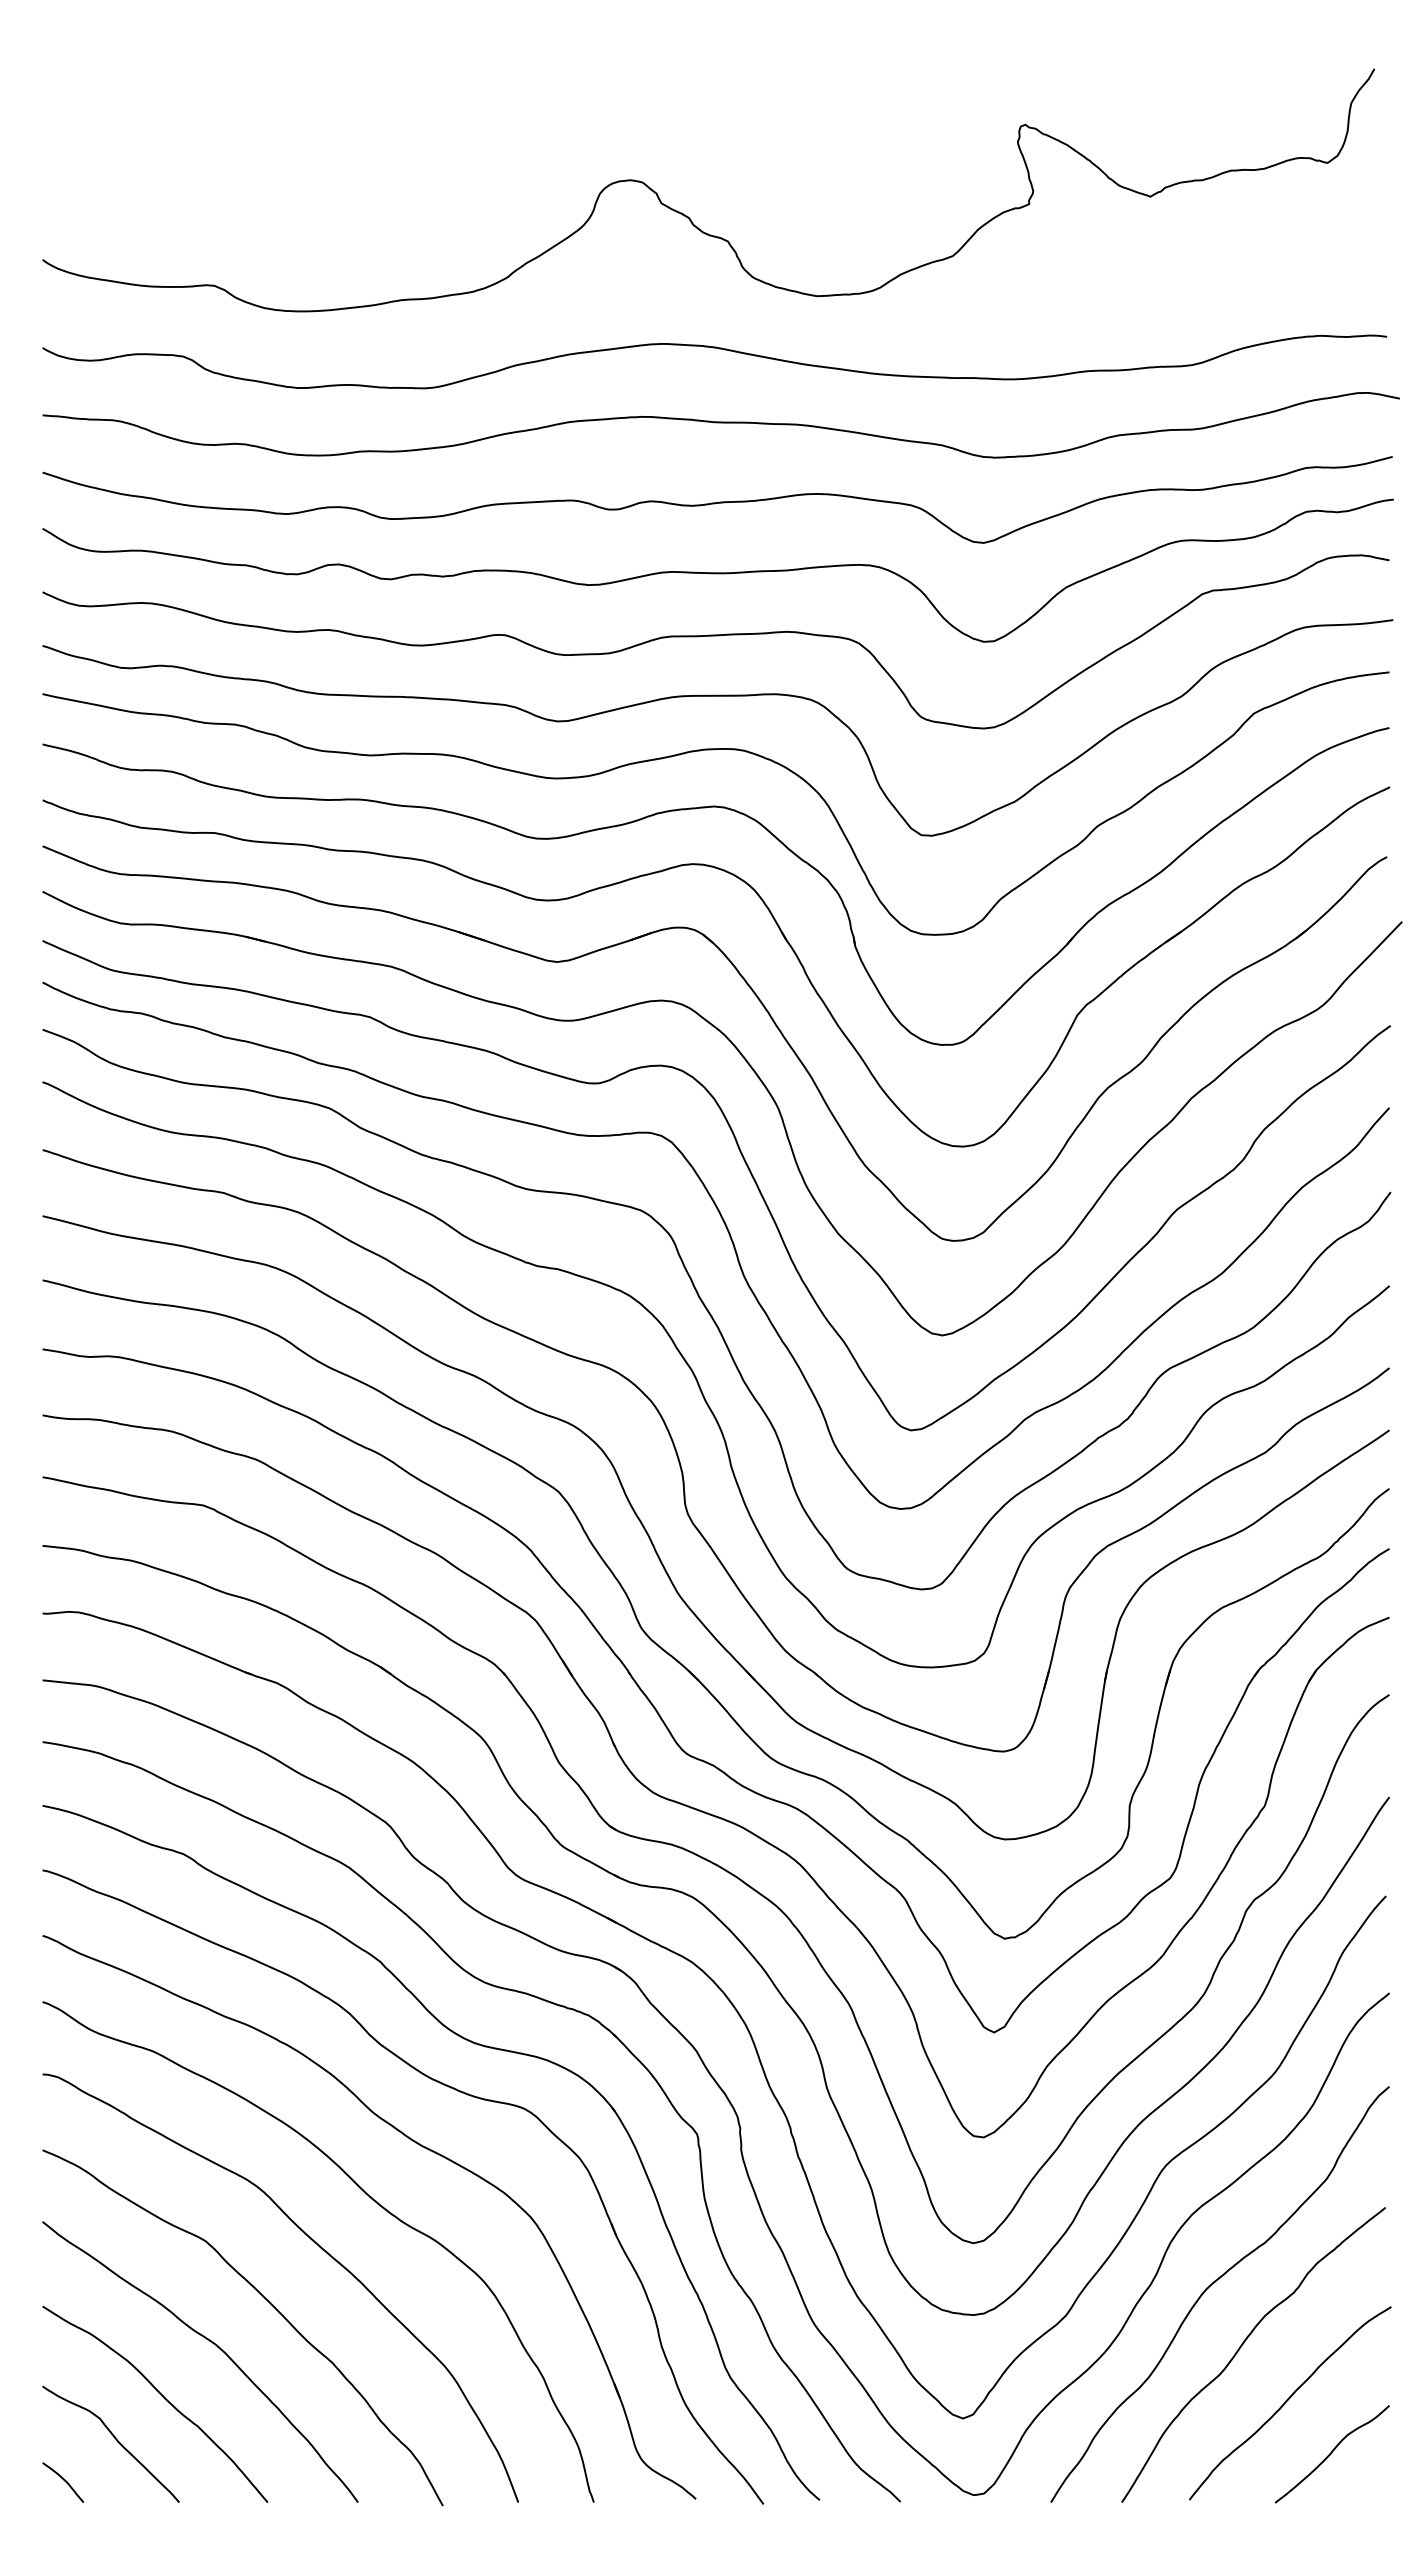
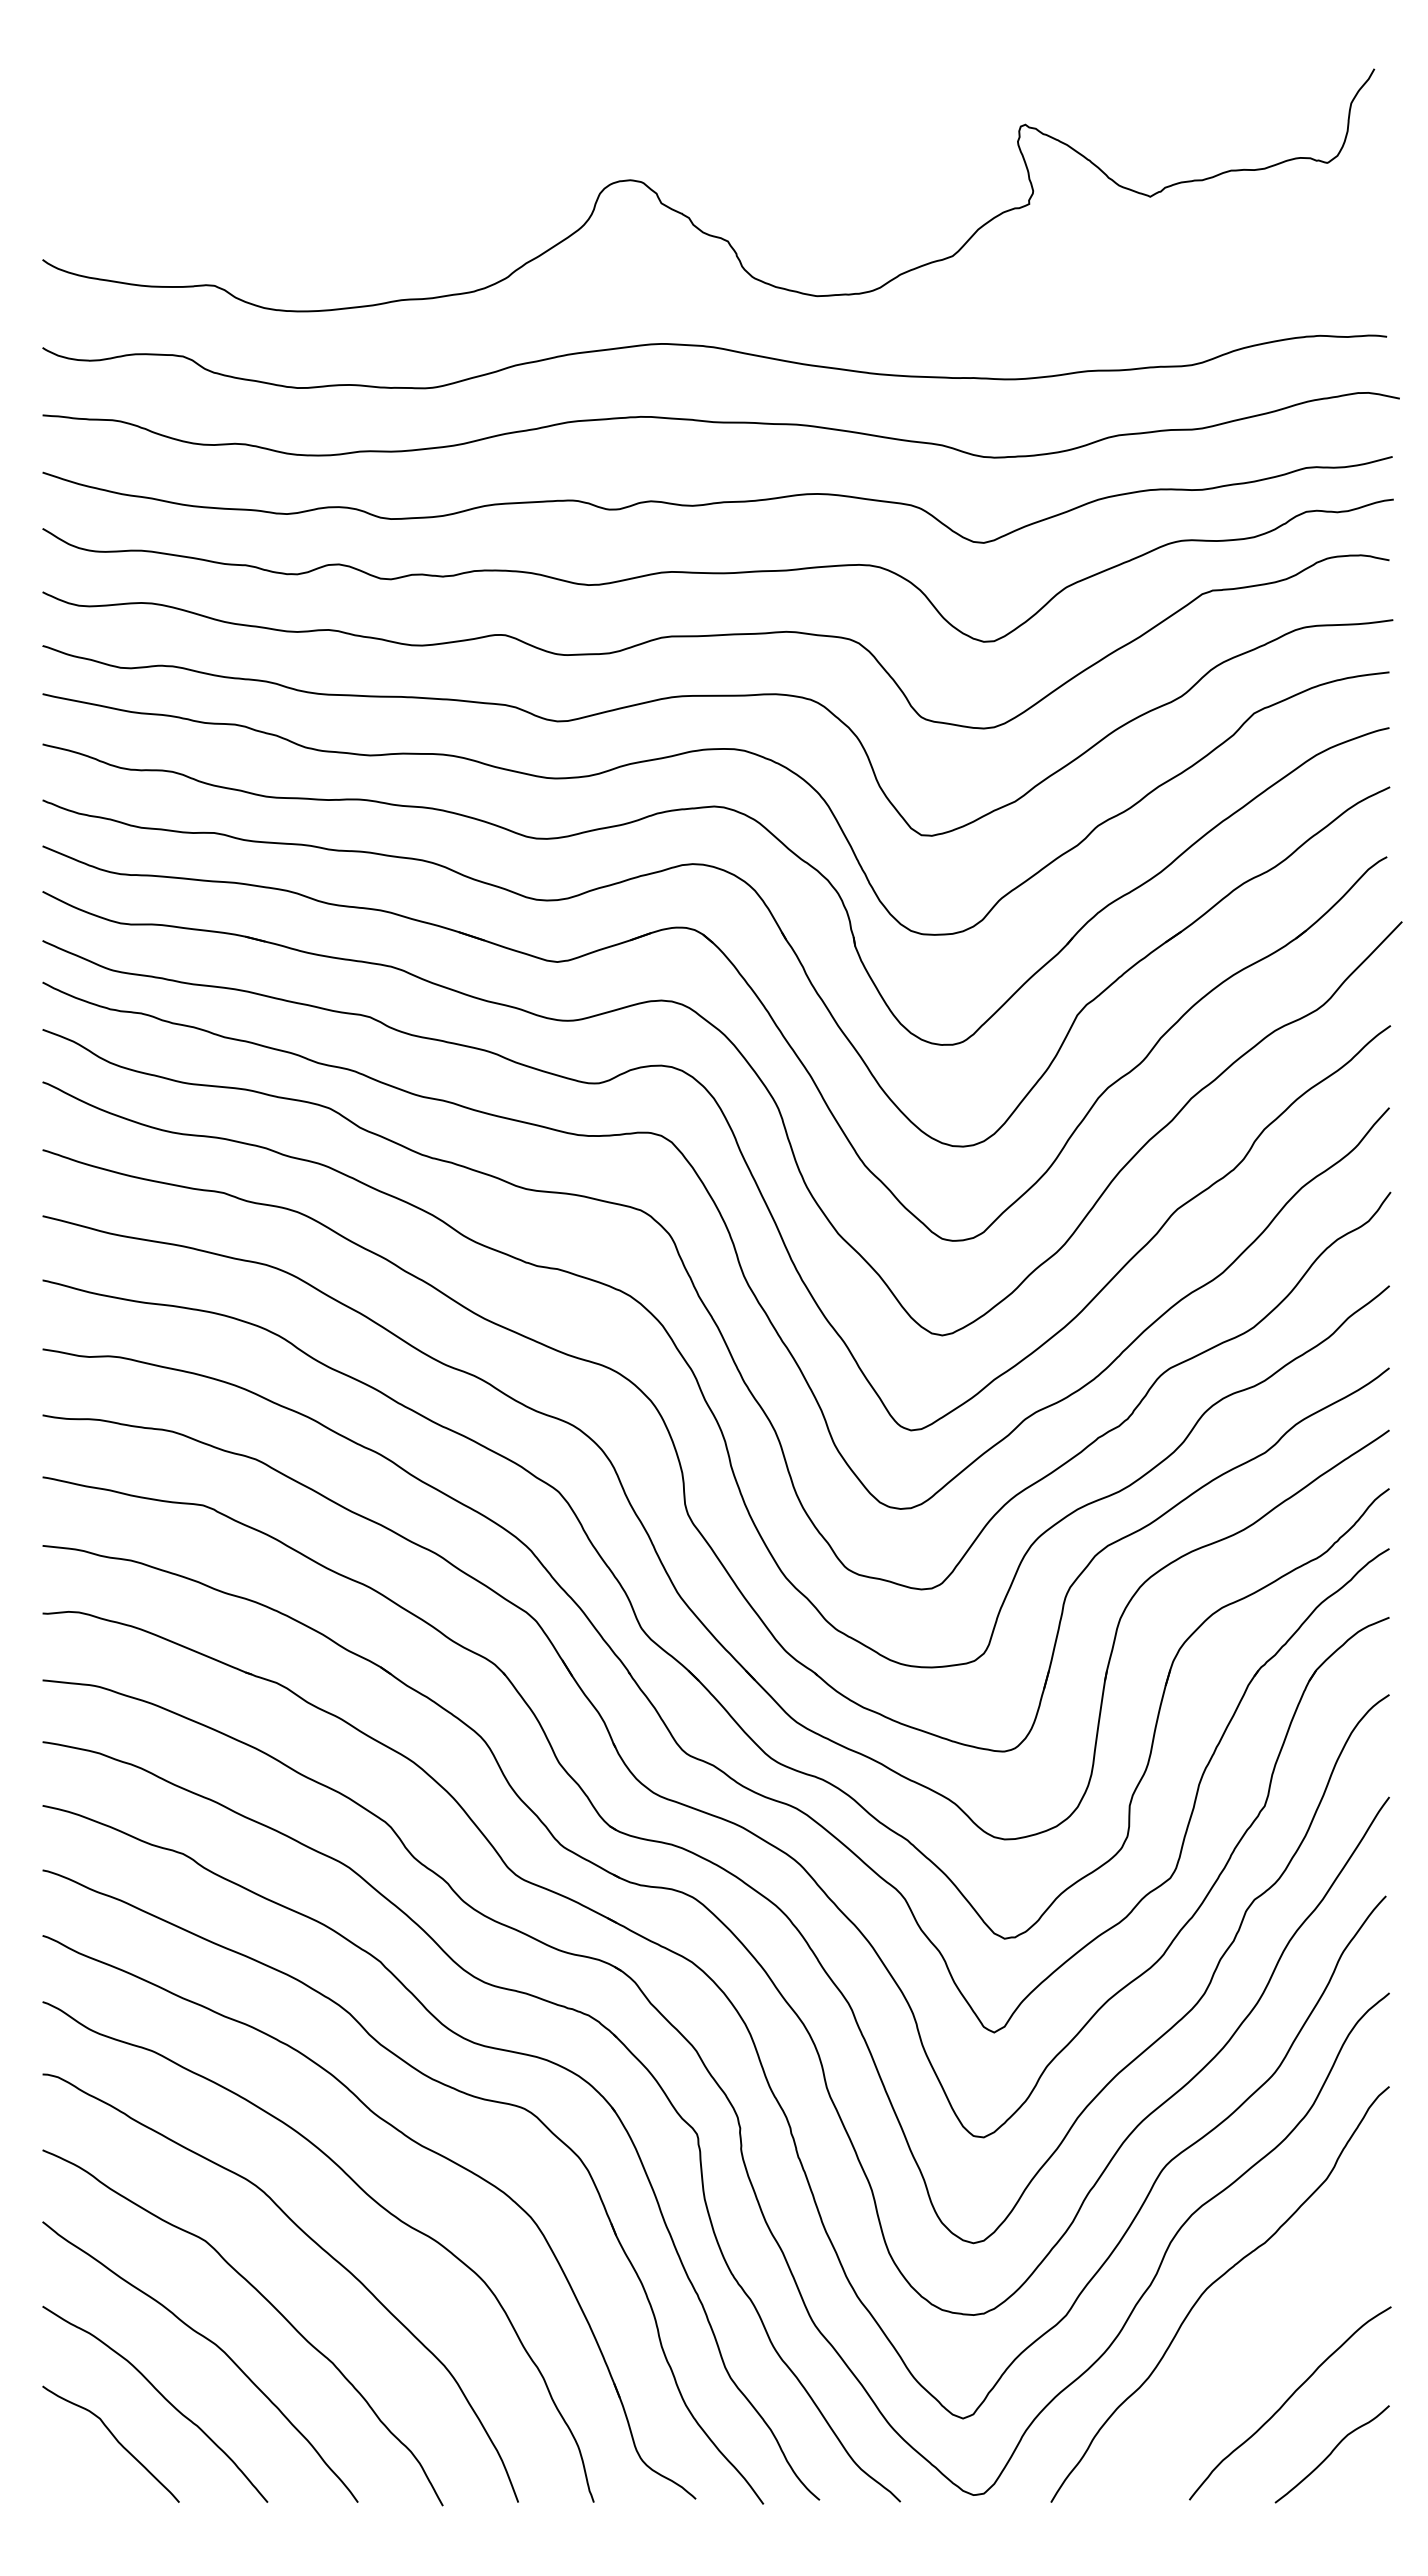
curve: present -> none (1241, 2347)
curve: present -> none (64, 2481)
